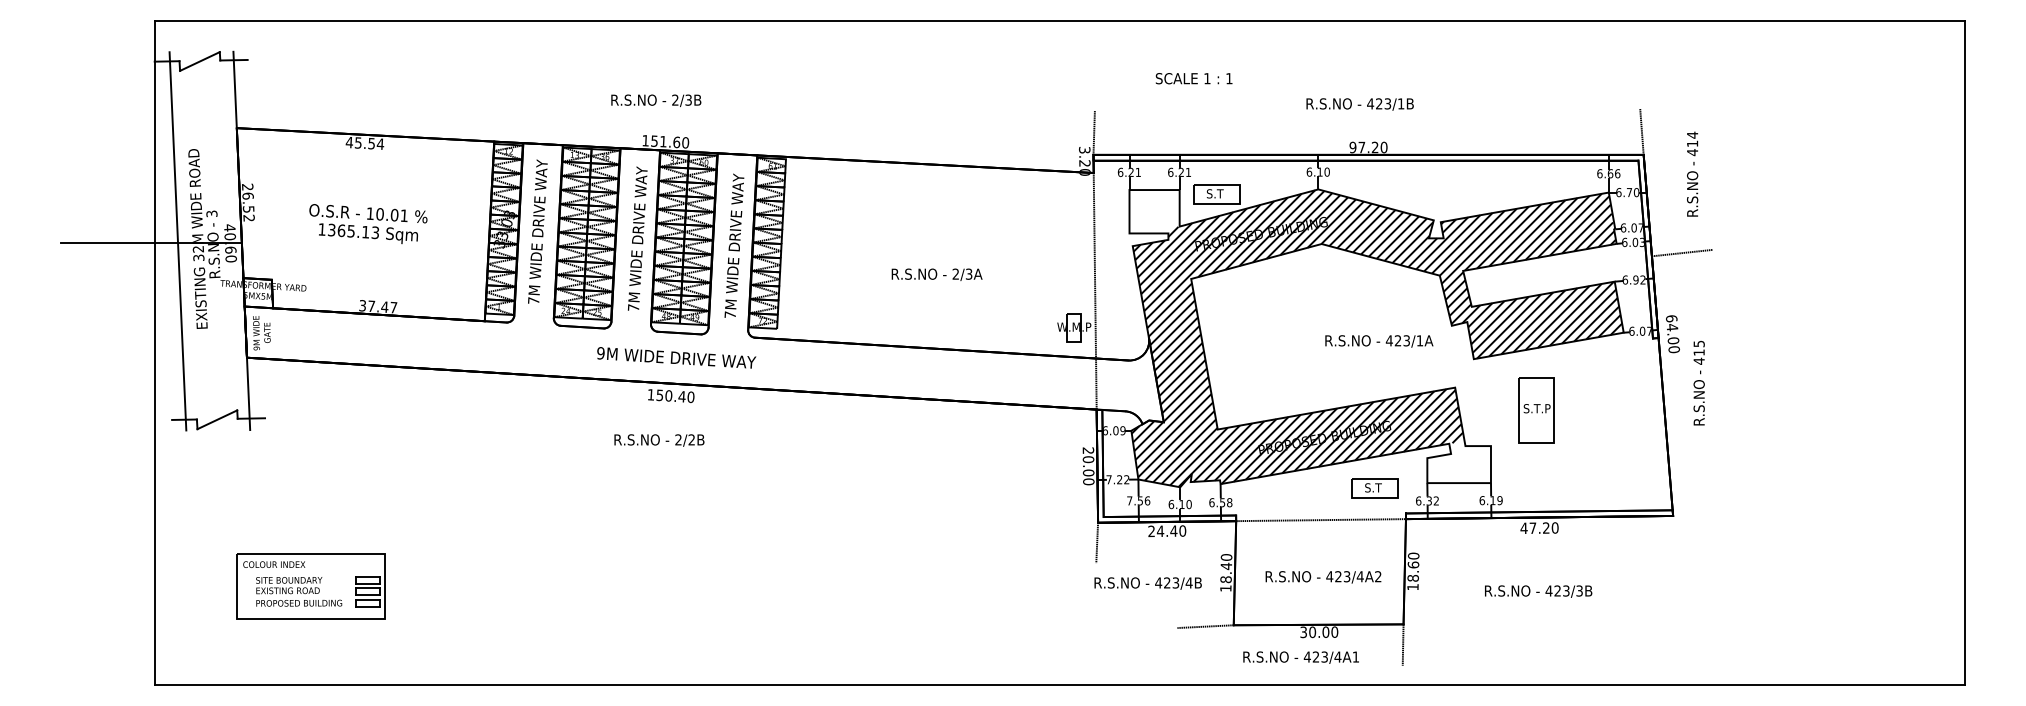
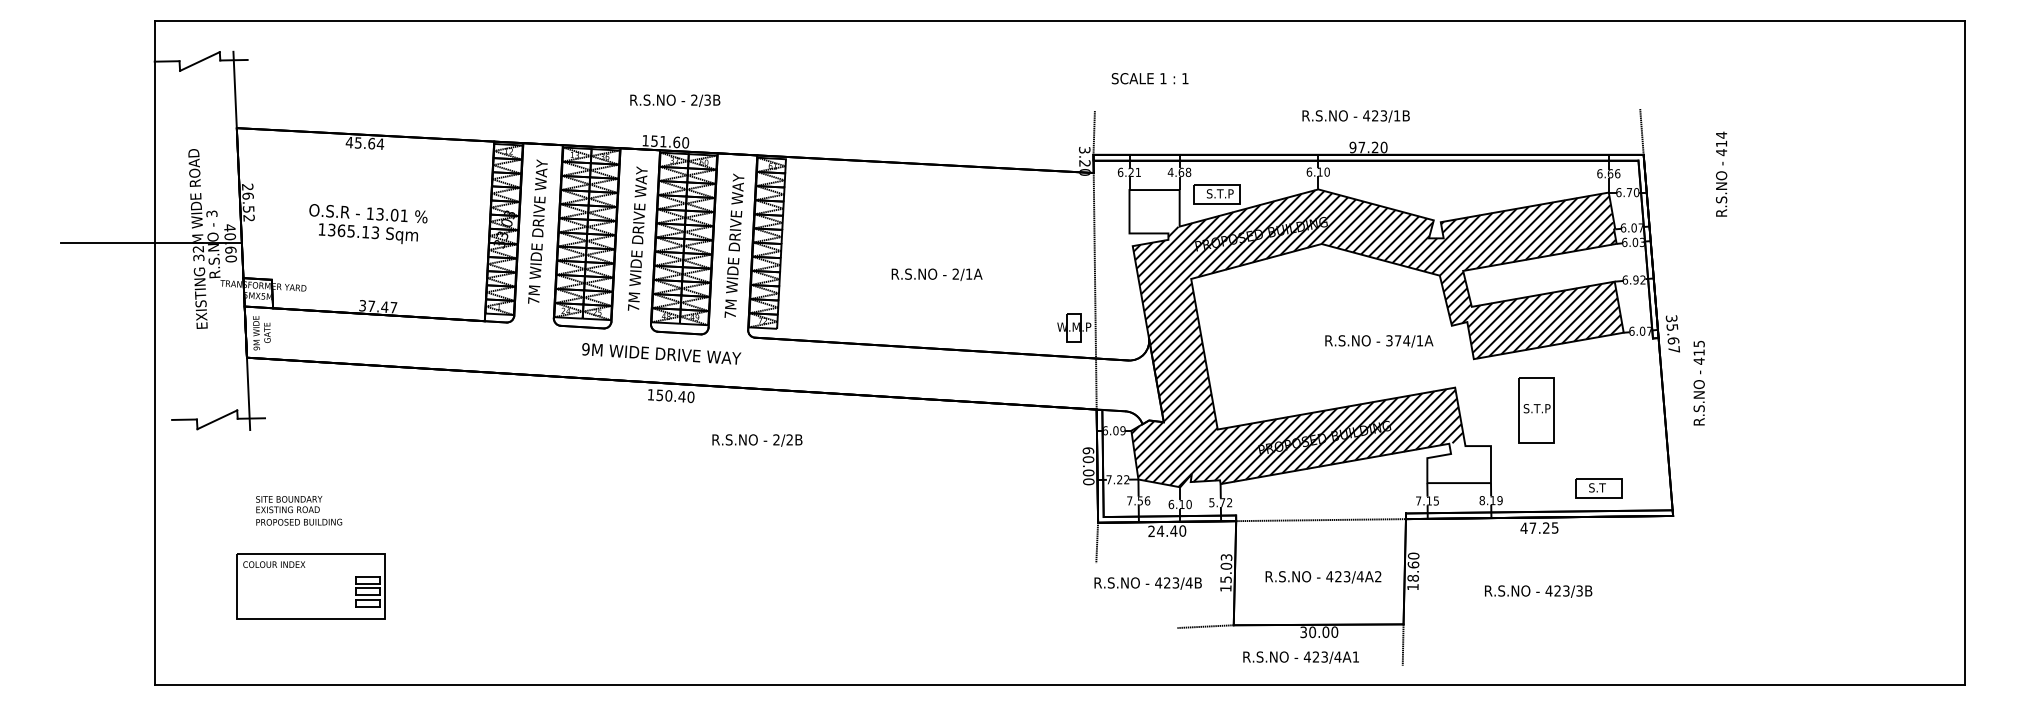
text position: (1193, 78) -> (1149, 78) (1149, 78)
text position: (656, 100) -> (675, 100) (675, 100)
text position: (1359, 104) -> (1355, 116) (1355, 116)
text: 45.54 -> 45.64 (371, 143)
text: 6.21 -> 4.68 (1179, 172)
text position: (1692, 173) -> (1721, 173) (1721, 173)
text: S.T -> S.T.P (1229, 193)
text: 10.01 -> 13.01 (379, 214)
line: present -> none (177, 241)
line: present -> none (1681, 252)
text: 2/3A -> 2/1A (968, 273)
text: 64.00 -> 35.67 (1672, 334)
text: 423/1A -> 374/1A (1397, 340)
text position: (676, 357) -> (661, 353) (661, 353)
text position: (659, 440) -> (757, 440) (757, 440)
text: 20.00 -> 60.00 (1088, 450)
part position: (1374, 488) -> (1598, 488) (1598, 488)
text: 6.32 -> 7.15 (1427, 500)
text: 6.19 -> 8.19 (1481, 500)
text: 6.58 -> 5.72 (1220, 502)
text: 47.20 -> 47.25 (1554, 527)
text: 18.40 -> 15.03 (1226, 568)
text position: (299, 591) -> (299, 510) (299, 510)
